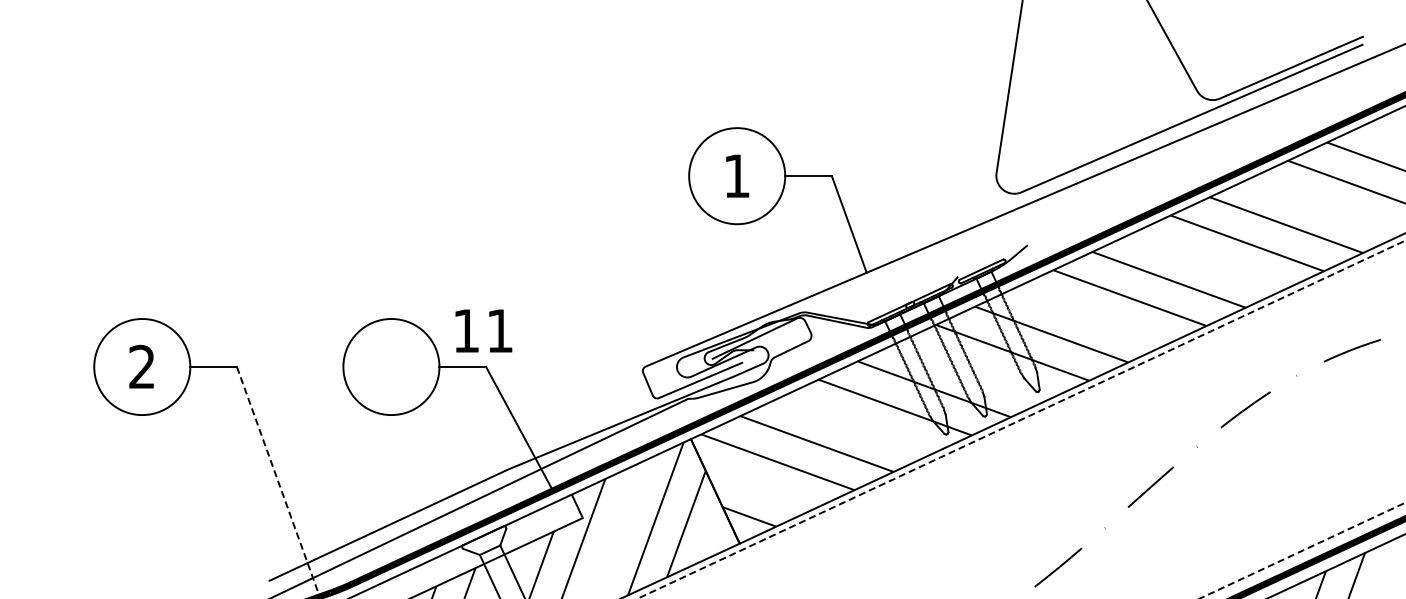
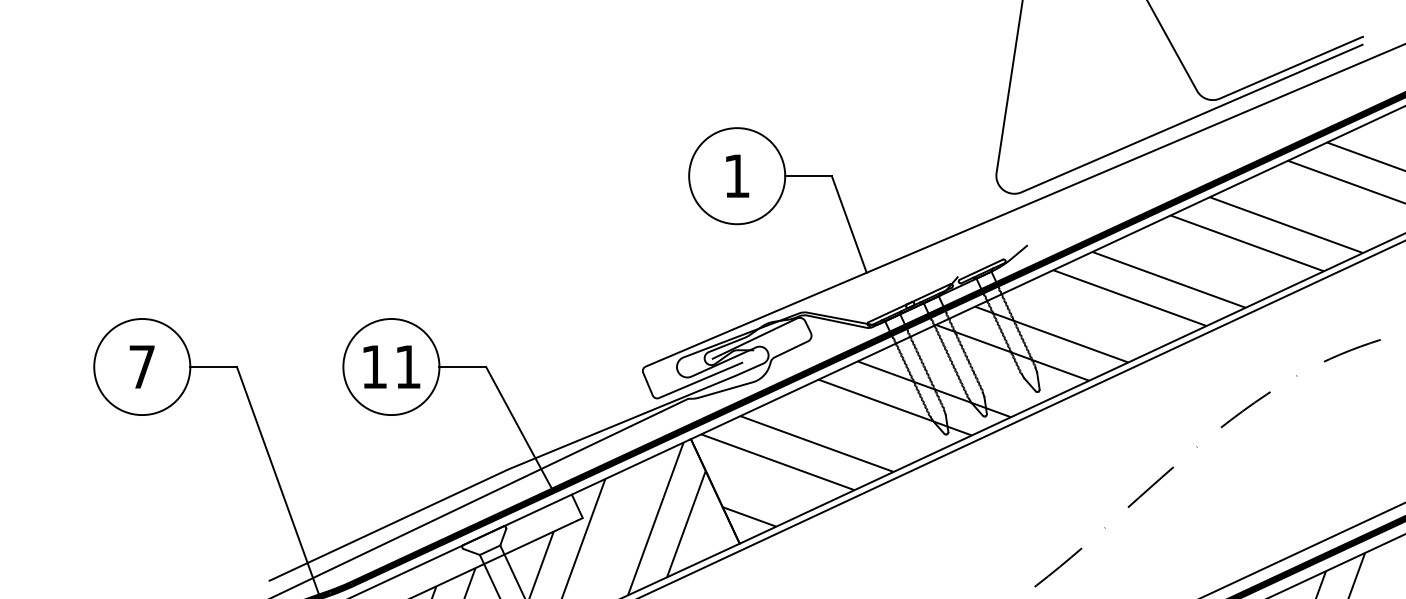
text position: (483, 330) -> (391, 366) (391, 366)
text: 2 -> 7 (141, 366)
line: dashed -> solid (918, 467)
line: dashed -> solid (278, 482)
